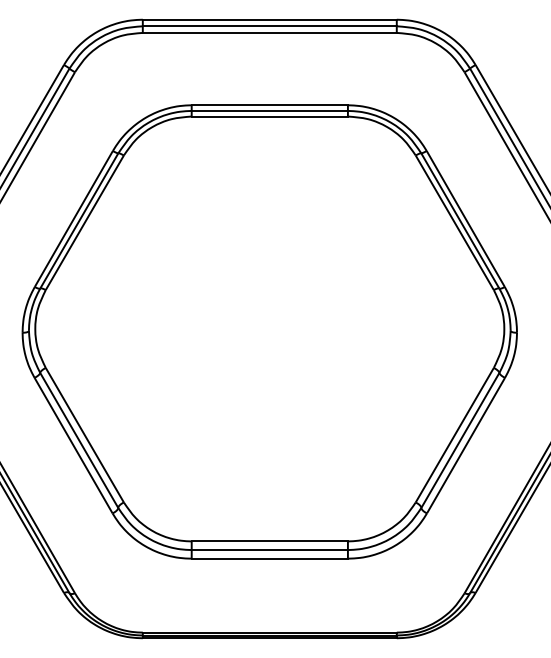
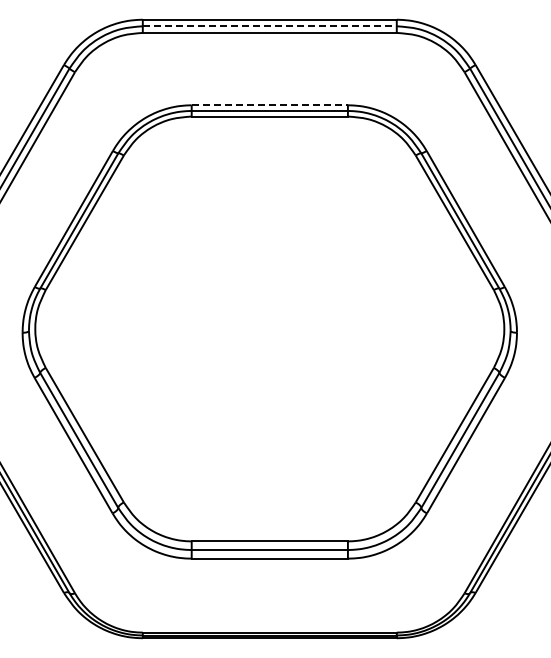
line: solid -> dashed (269, 26)
line: solid -> dashed (270, 105)
